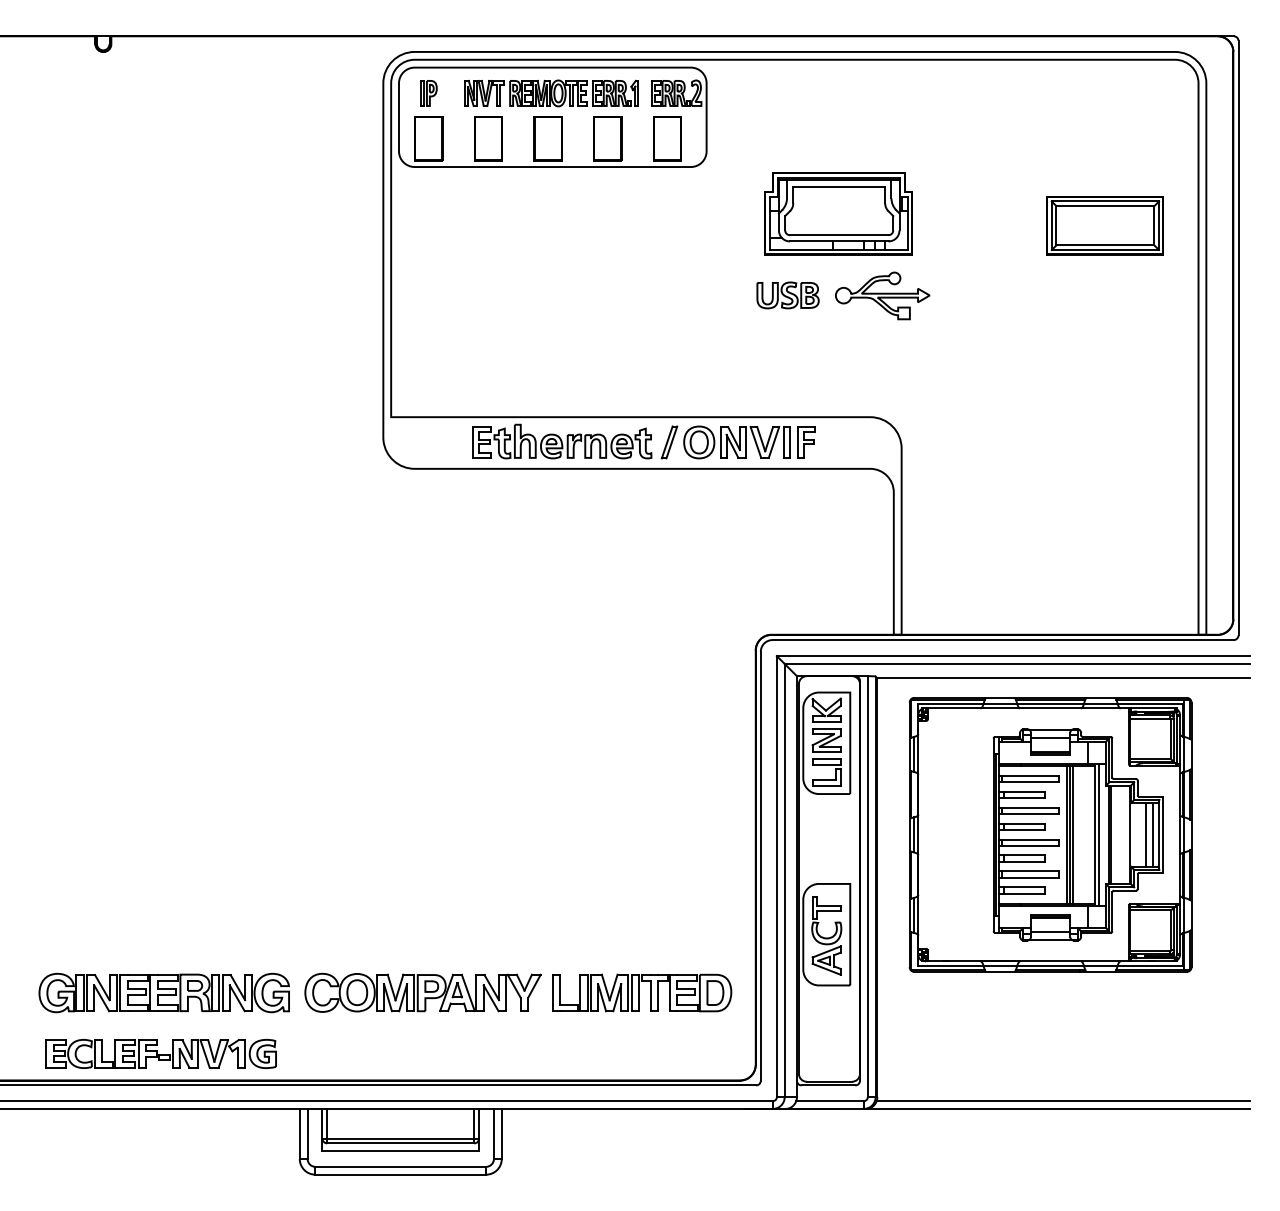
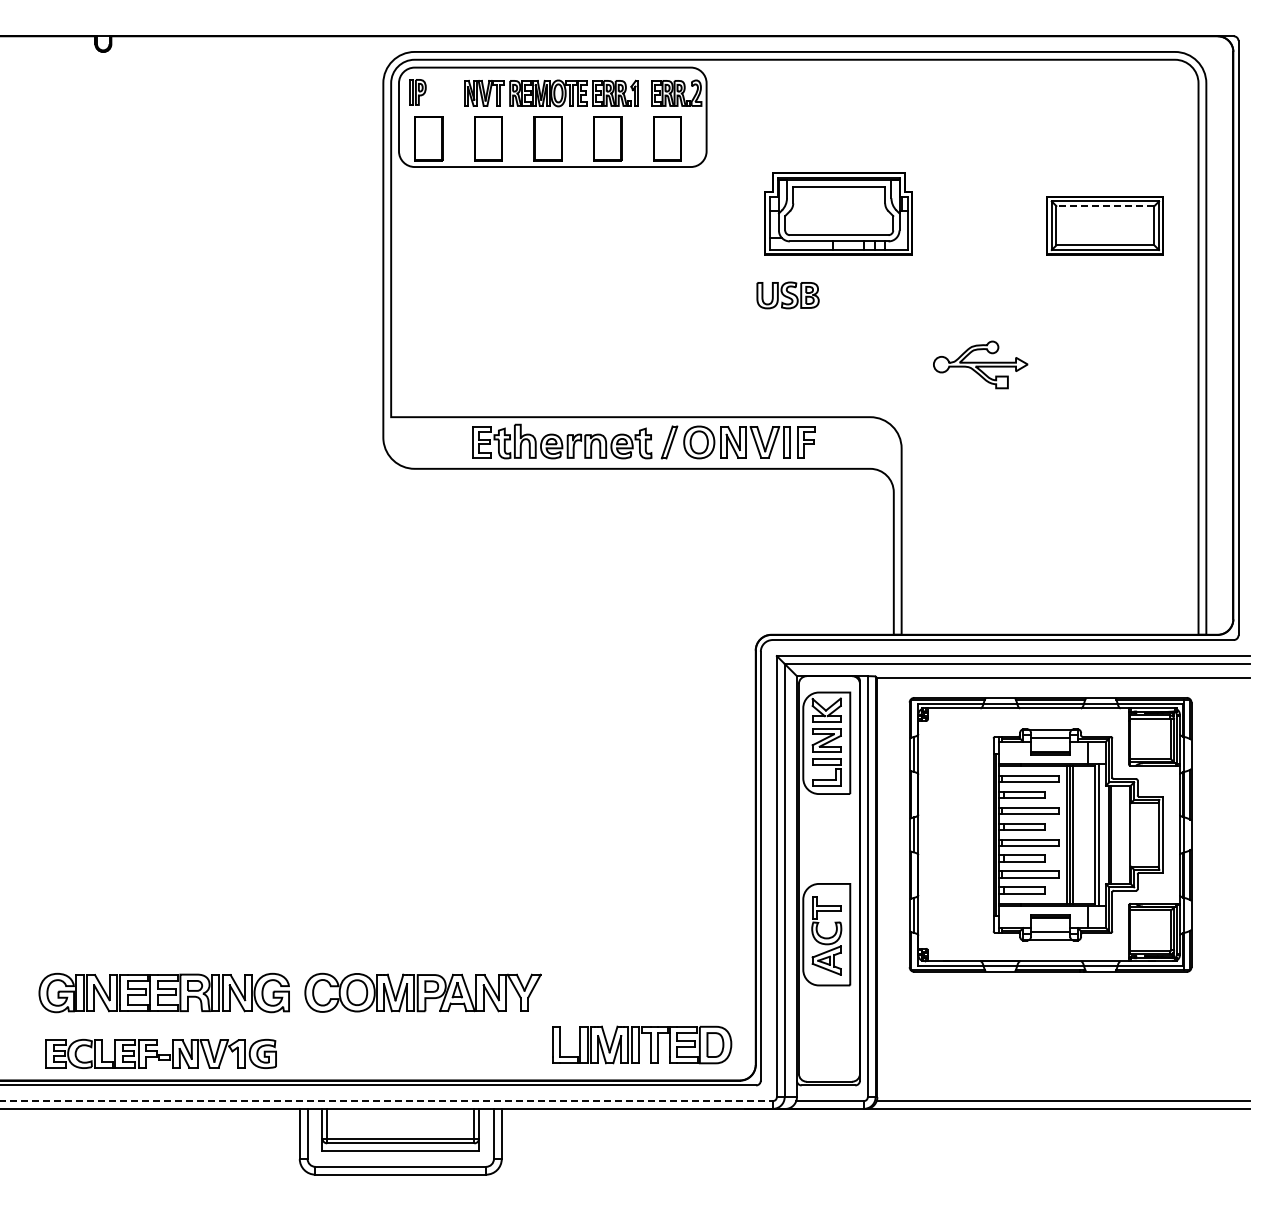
part position: (428, 93) -> (417, 92) (417, 92)
line: solid -> dashed (1104, 206)
part position: (882, 295) -> (980, 364) (980, 364)
line: present -> none (1145, 834)
line: present -> none (1153, 834)
part position: (642, 992) -> (642, 1044) (642, 1044)
line: solid -> dashed (387, 1101)
